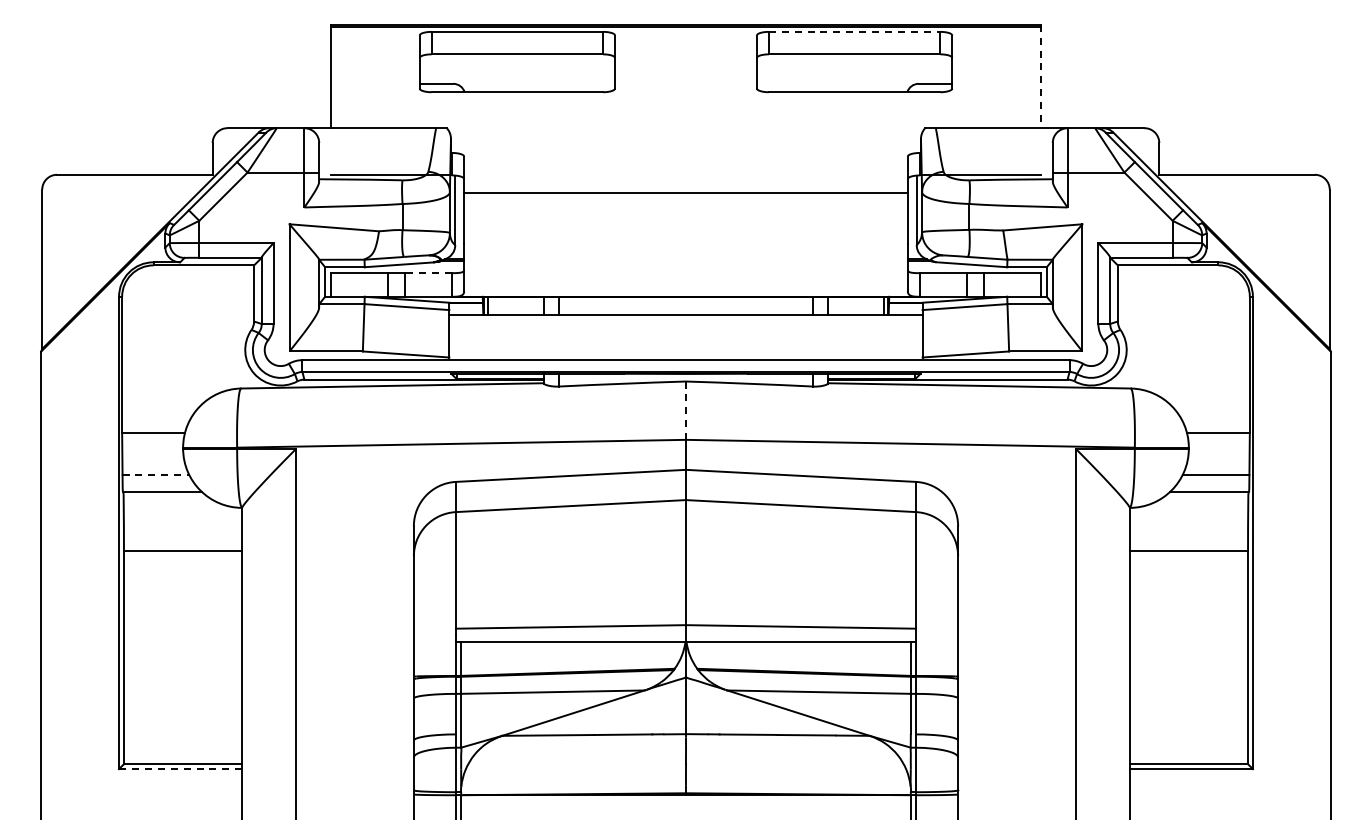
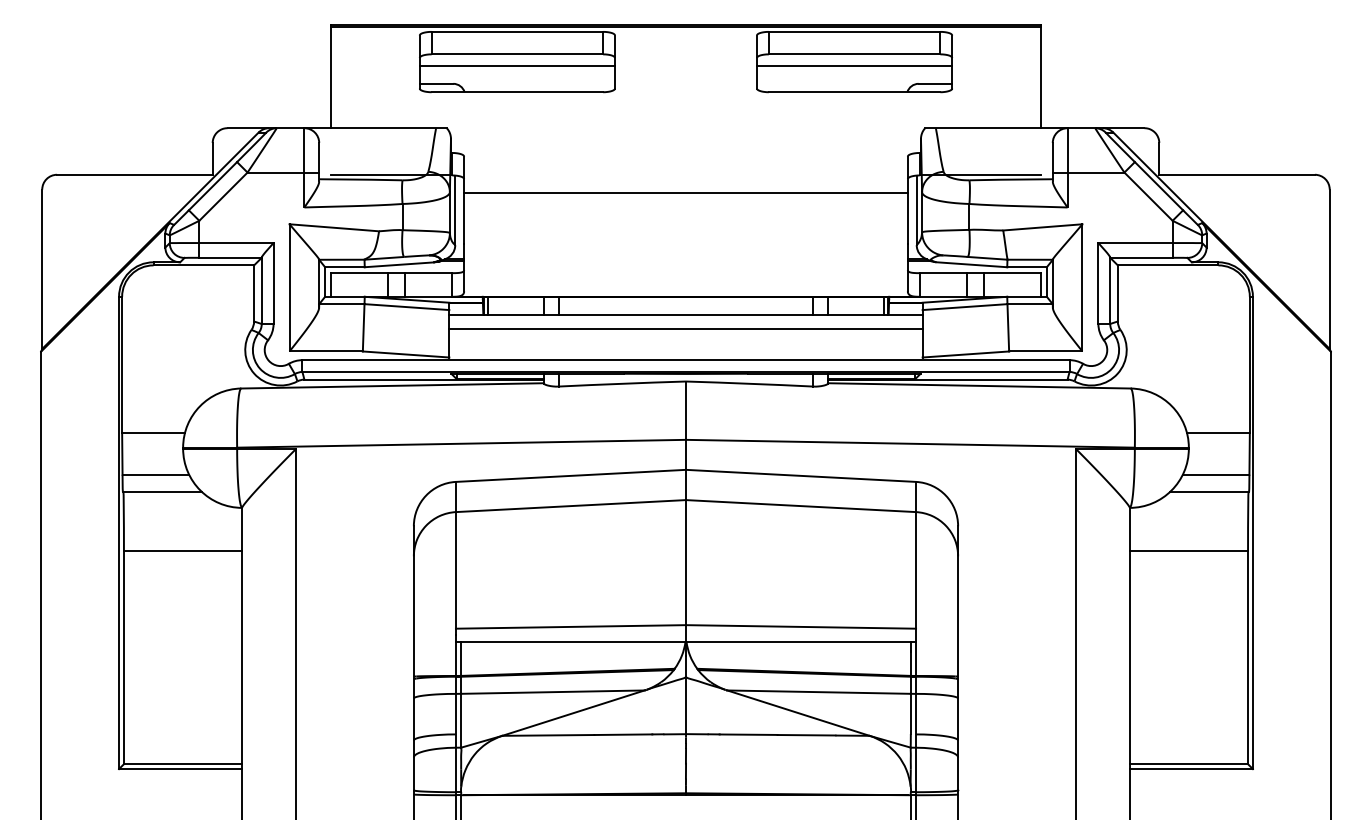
line: dashed -> solid (854, 31)
line: none -> present (517, 66)
line: none -> present (854, 66)
line: dashed -> solid (1040, 76)
line: dashed -> solid (429, 273)
line: none -> present (685, 329)
line: dashed -> solid (686, 411)
line: dashed -> solid (156, 474)
line: dashed -> solid (180, 769)
